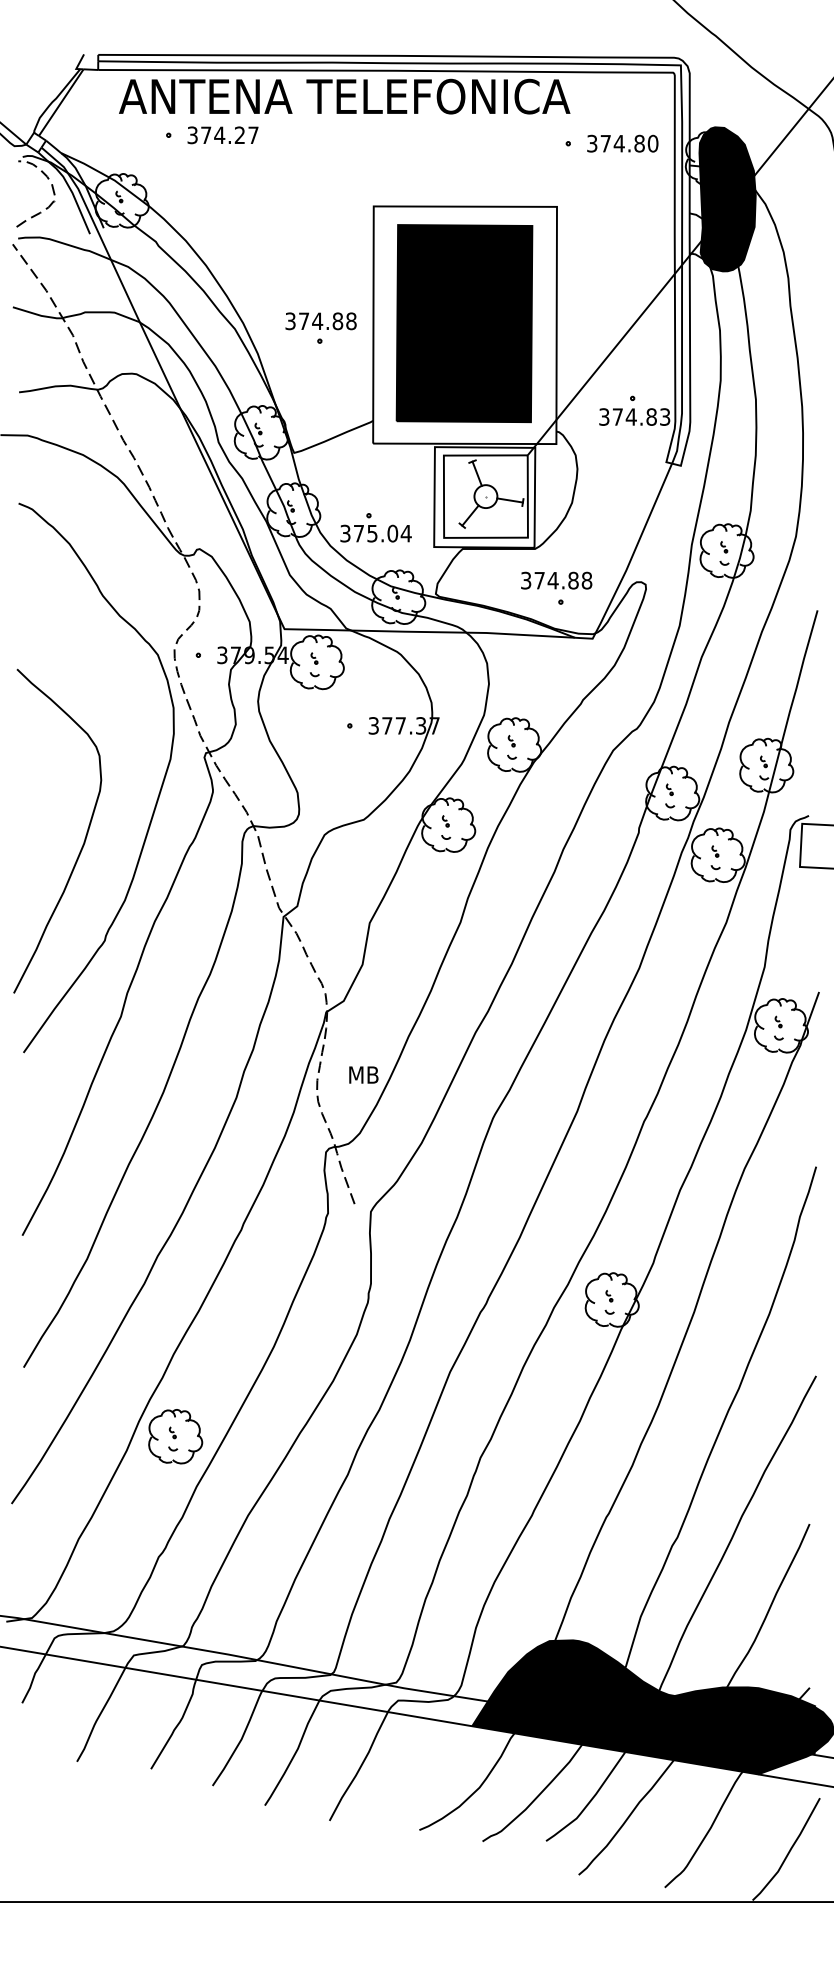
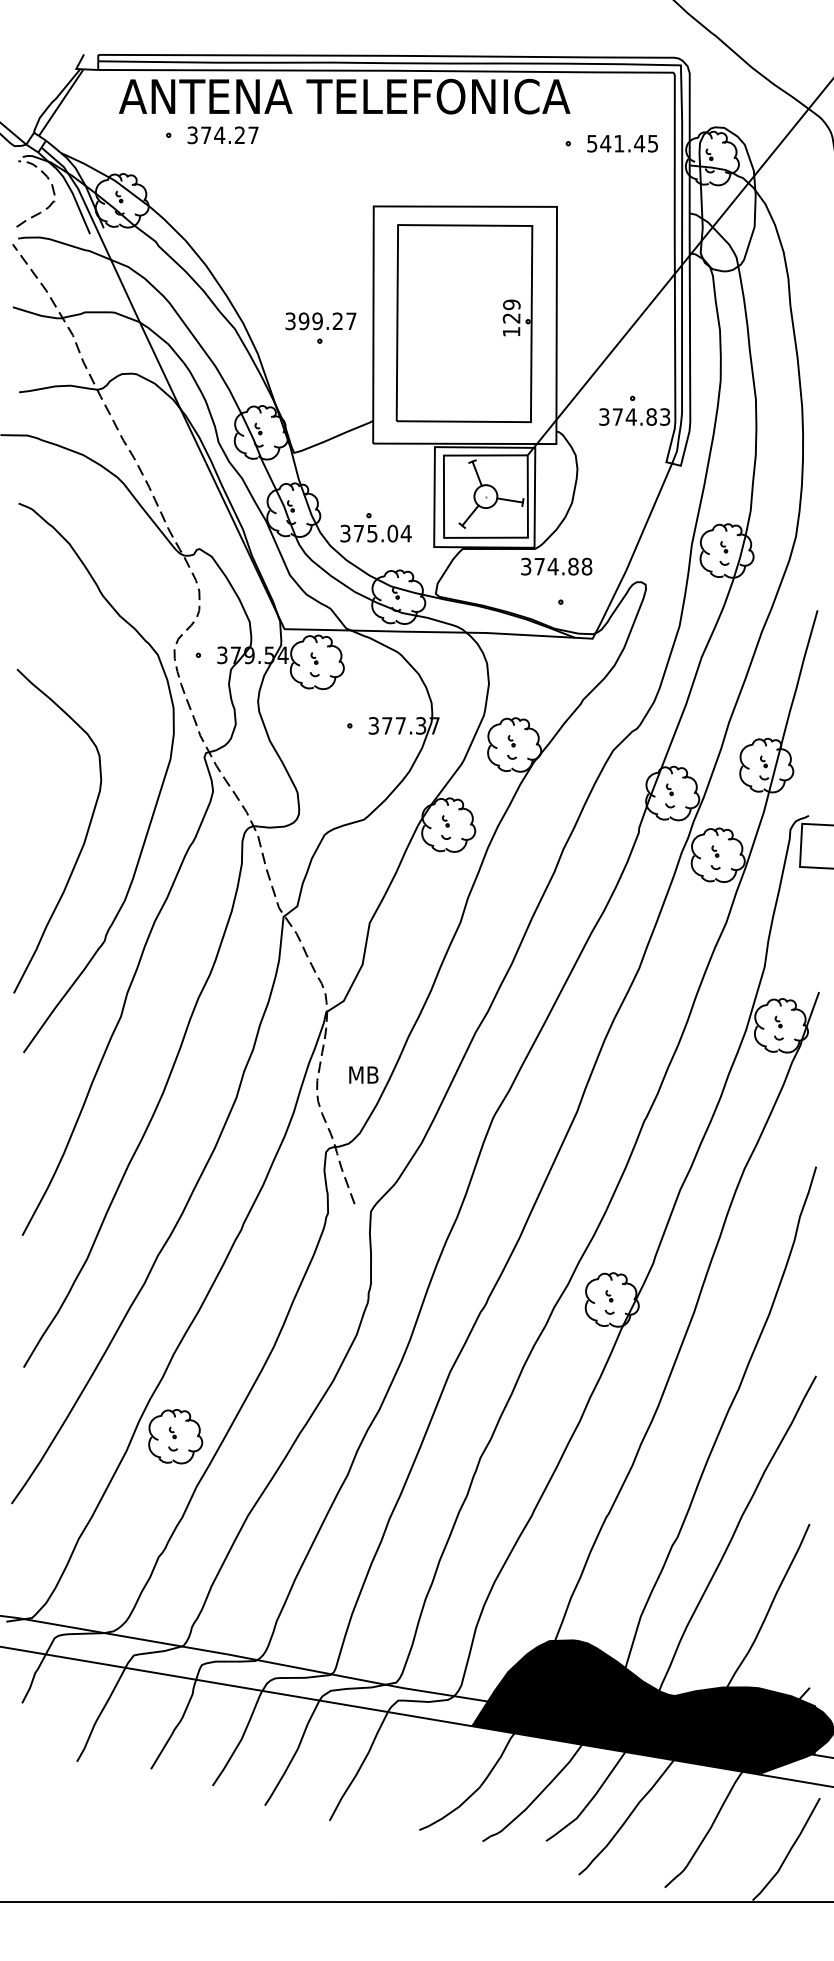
text: 374.80 -> 541.45 (622, 143)
fill: present -> none (727, 199)
text: 374.88 -> 399.27 (327, 321)
fill: present -> none (464, 323)
text position: (556, 580) -> (556, 566) (556, 566)
